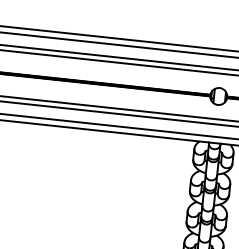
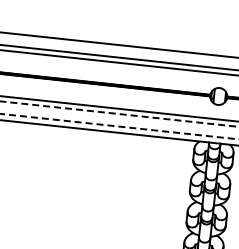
line: present -> none (118, 38)
line: solid -> dashed (118, 114)
line: solid -> dashed (119, 126)
